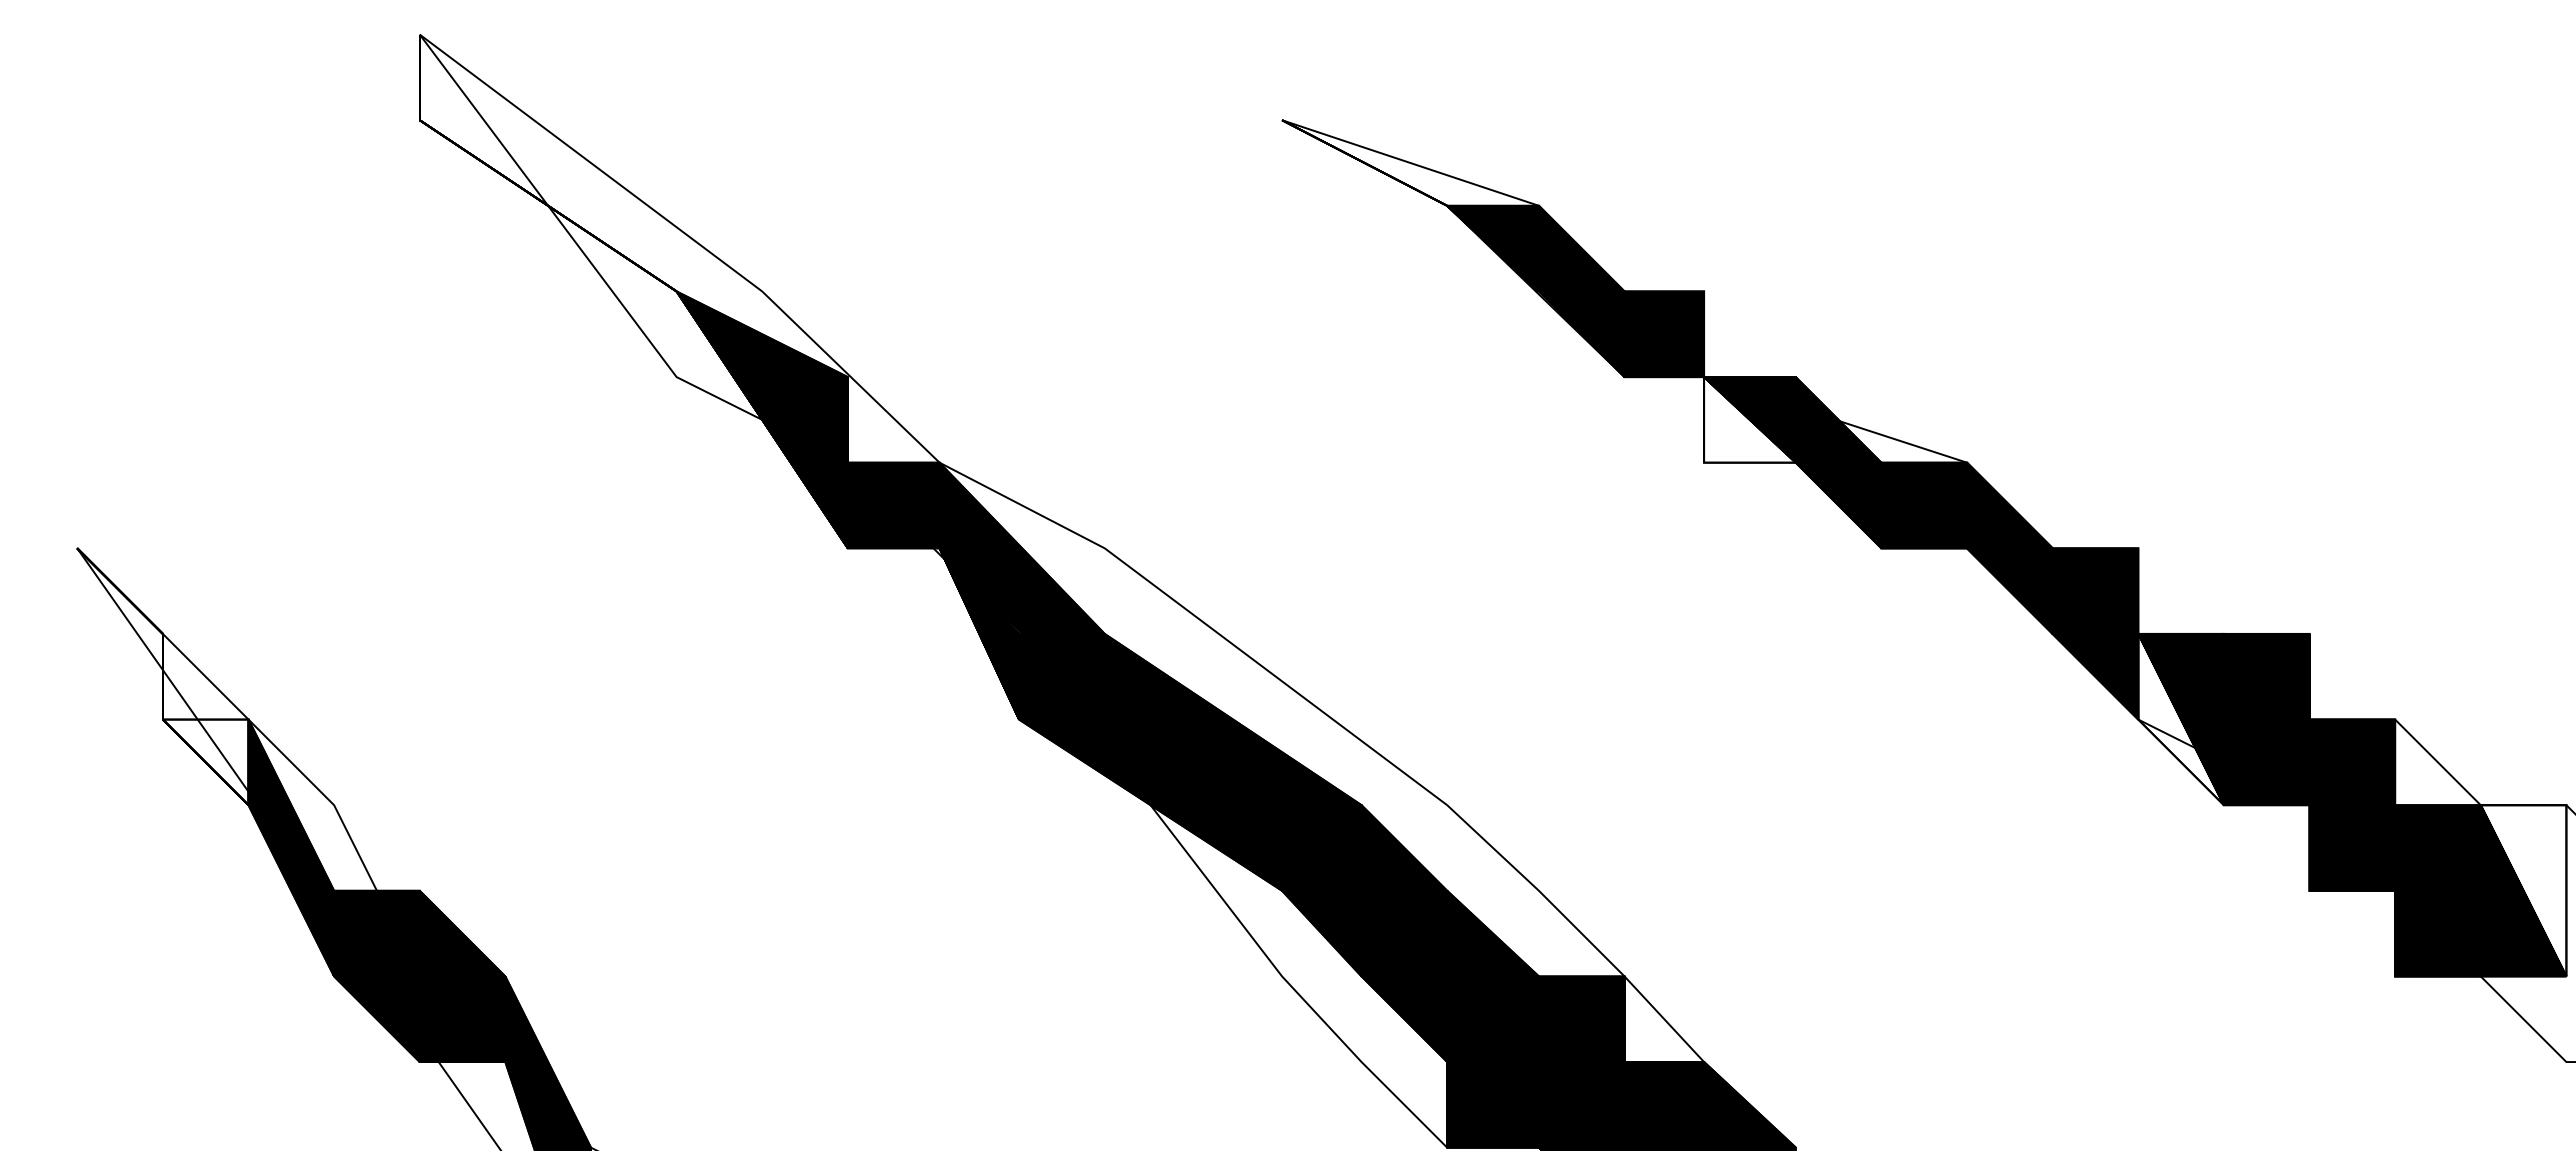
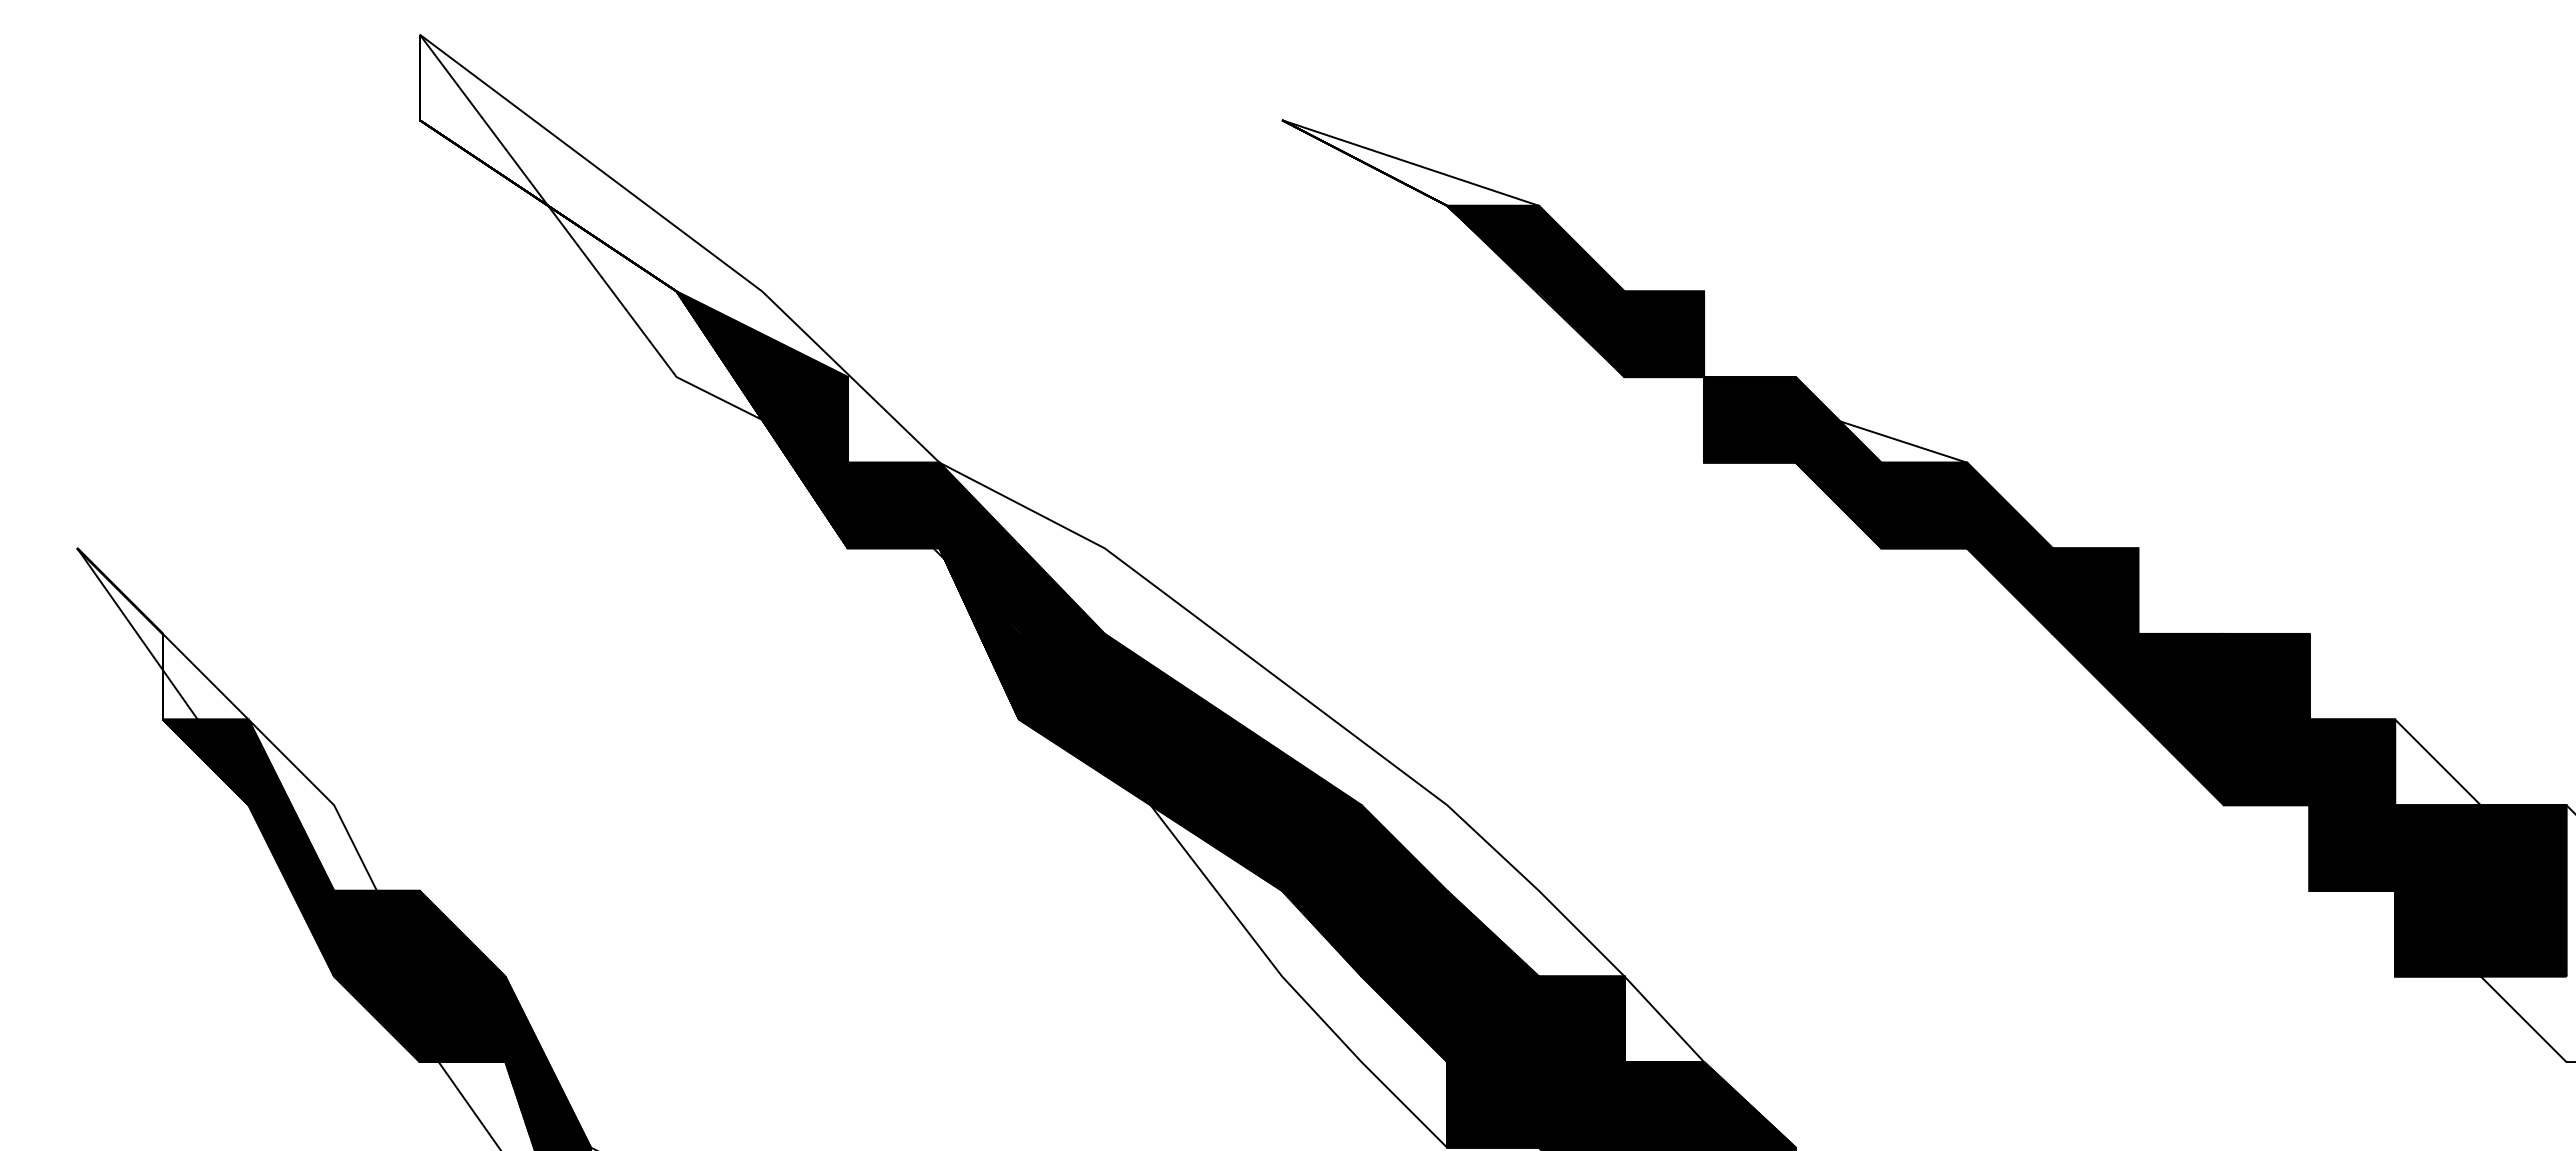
fill: none -> present (1749, 419)
fill: none -> present (2180, 719)
fill: none -> present (205, 762)
fill: none -> present (2523, 890)
